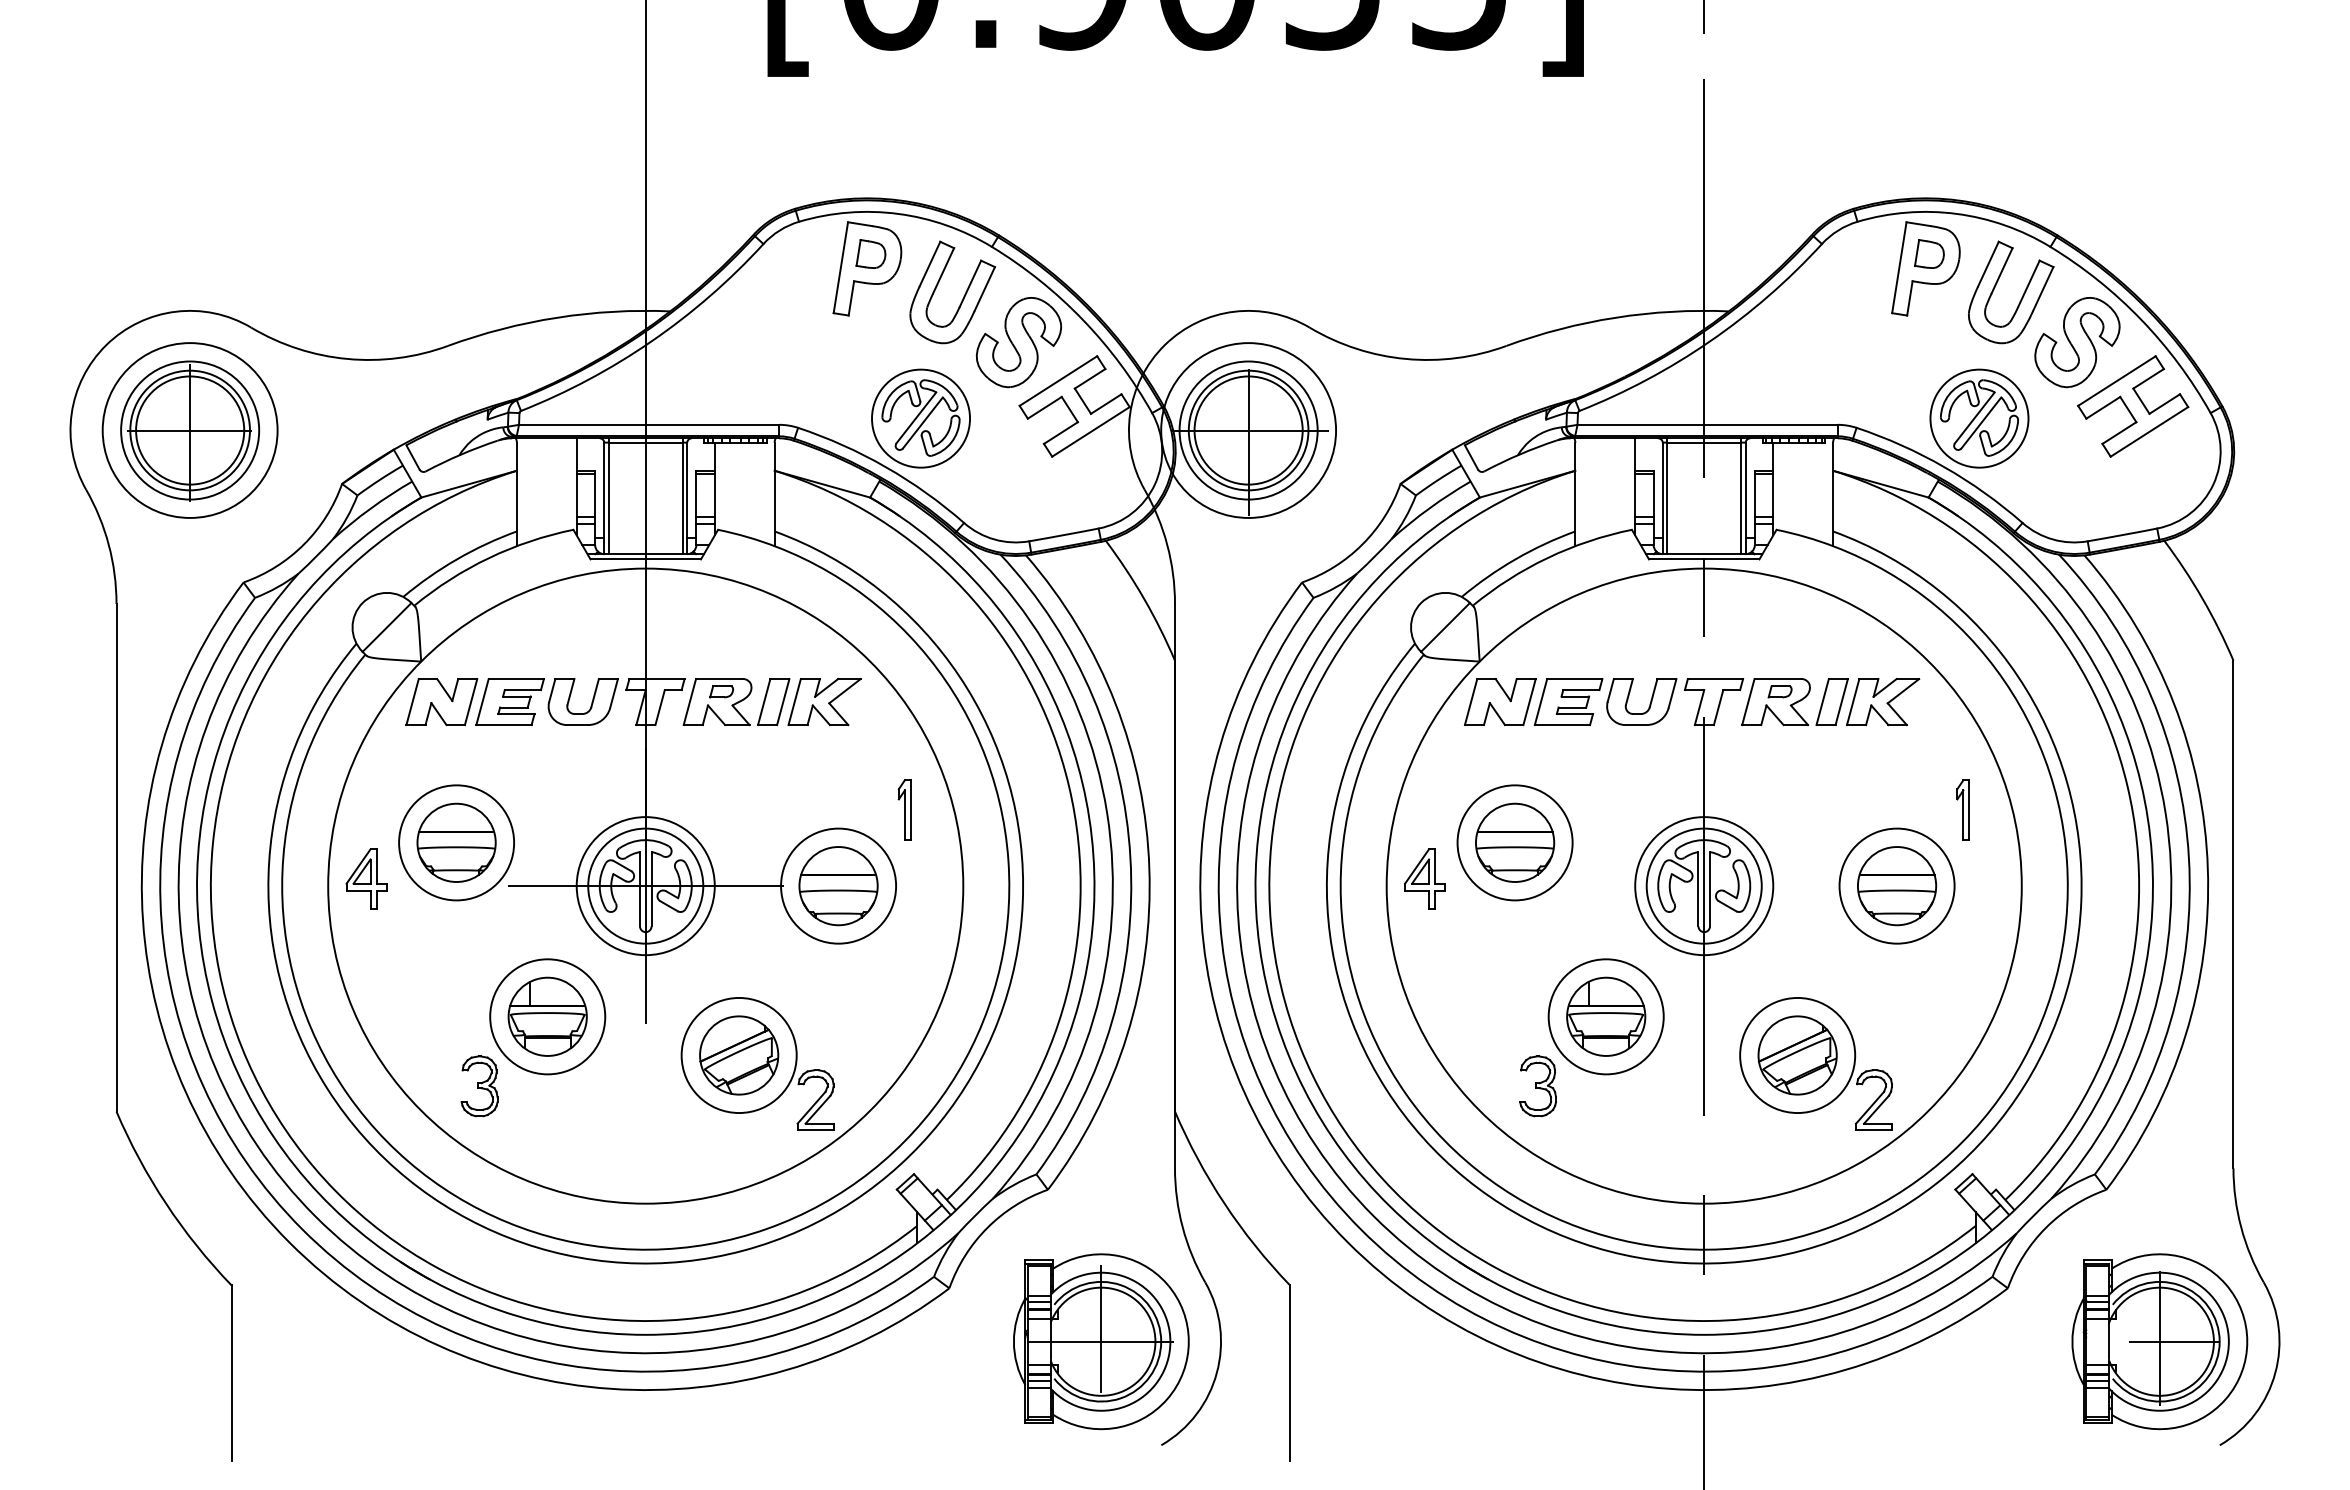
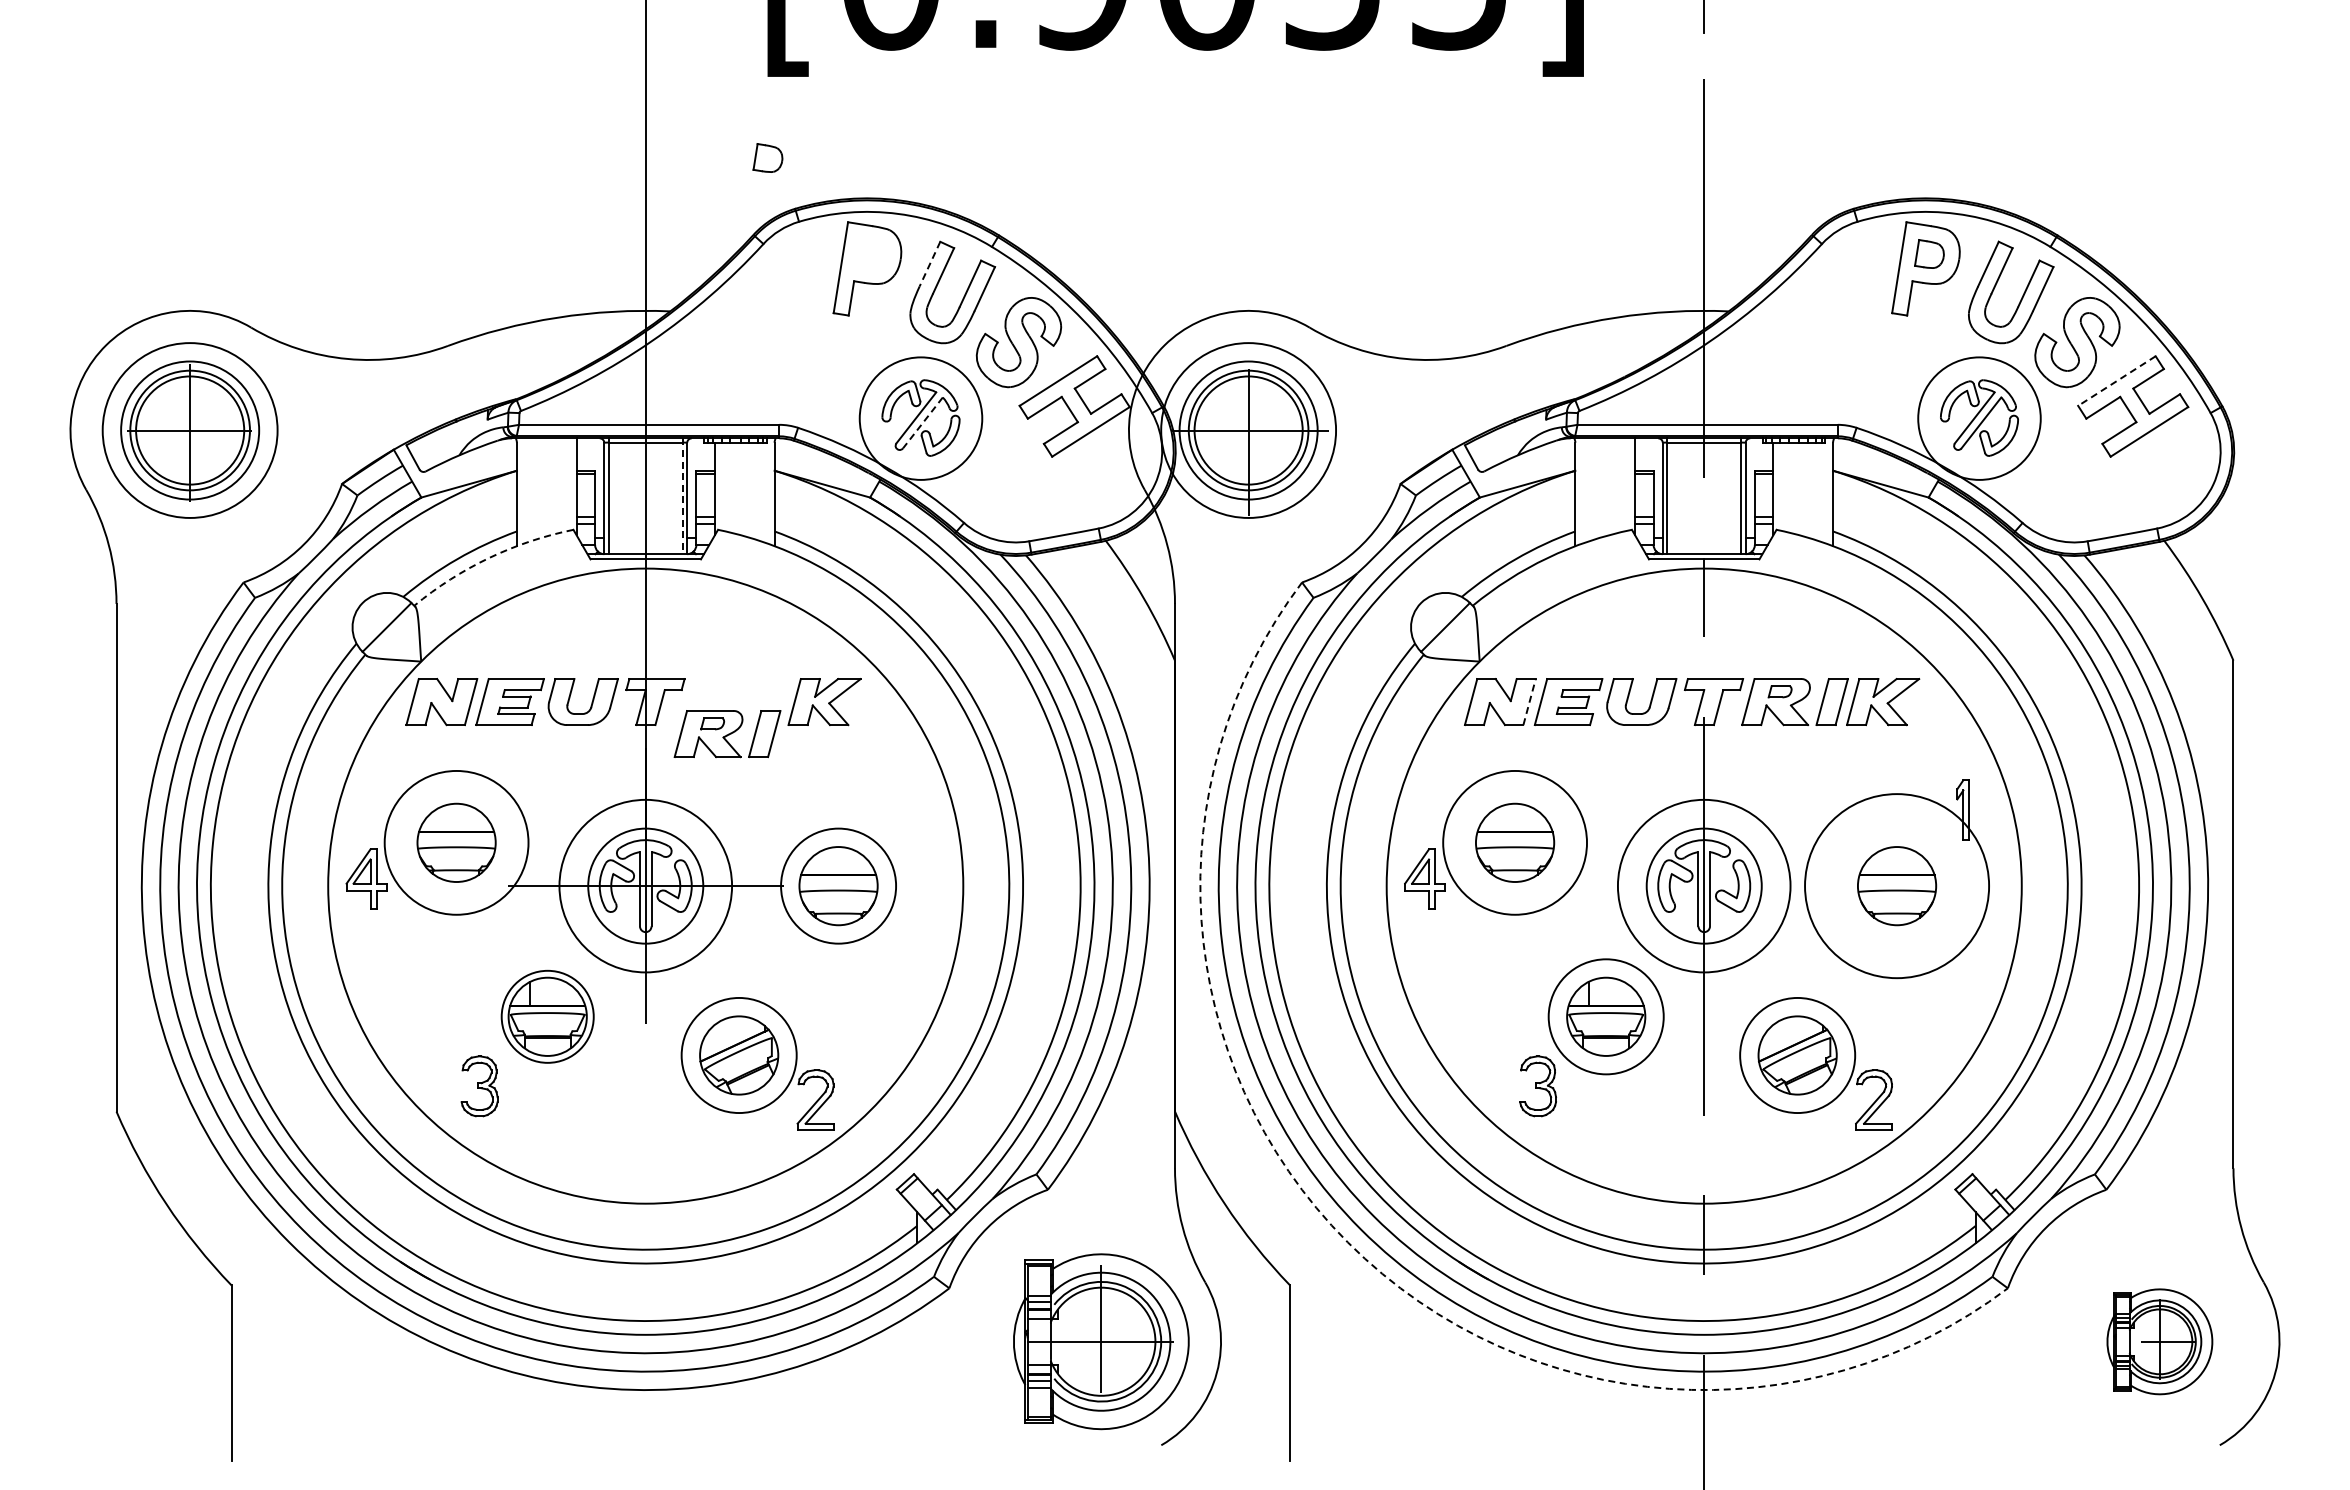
part position: (870, 253) -> (767, 157) (767, 157)
line: solid -> dashed (930, 264)
line: solid -> dashed (2116, 381)
circle diameter: 98 px -> 123 px (920, 418)
circle diameter: 98 px -> 123 px (1979, 418)
line: solid -> dashed (922, 423)
line: solid -> dashed (682, 496)
arc: solid -> dashed (489, 558)
part position: (736, 702) -> (727, 734) (727, 734)
line: solid -> dashed (1529, 702)
part: present -> none (904, 809)
circle diameter: 115 px -> 144 px (456, 842)
circle diameter: 115 px -> 144 px (1515, 842)
circle diameter: 115 px -> 184 px (1897, 886)
circle diameter: 138 px -> 173 px (645, 885)
circle diameter: 138 px -> 173 px (1703, 885)
circle diameter: 115 px -> 92 px (547, 1016)
arc: solid -> dashed (1347, 1242)
part size: 178x178 px -> 108x108 px (2159, 1341)
